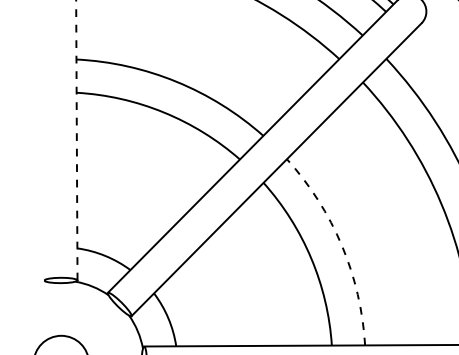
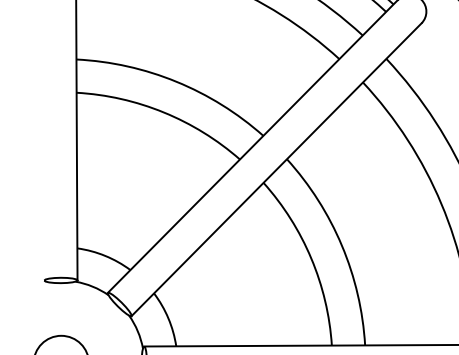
line: dashed -> solid (76, 140)
arc: dashed -> solid (341, 245)
